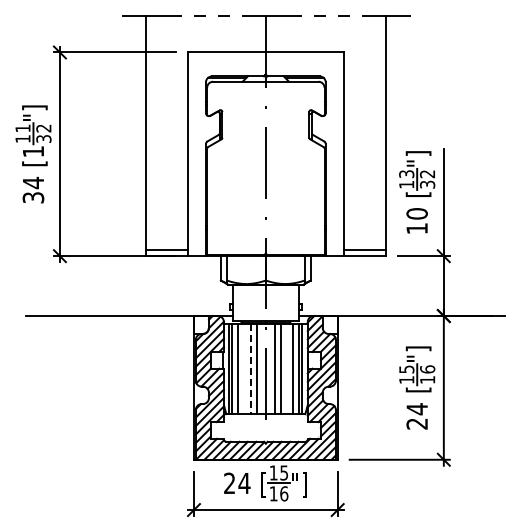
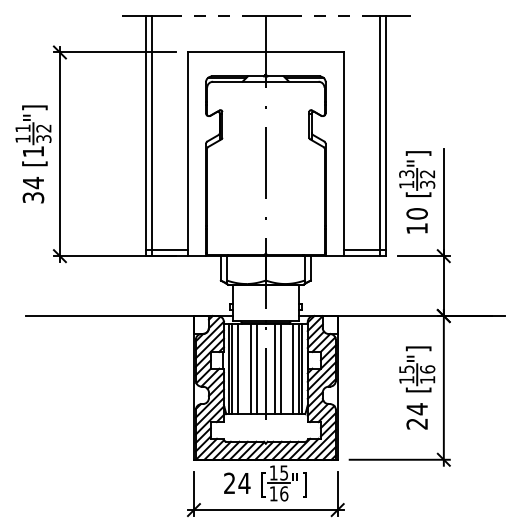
line: none -> present (152, 136)
line: none -> present (379, 136)
line: dashed -> solid (250, 369)
